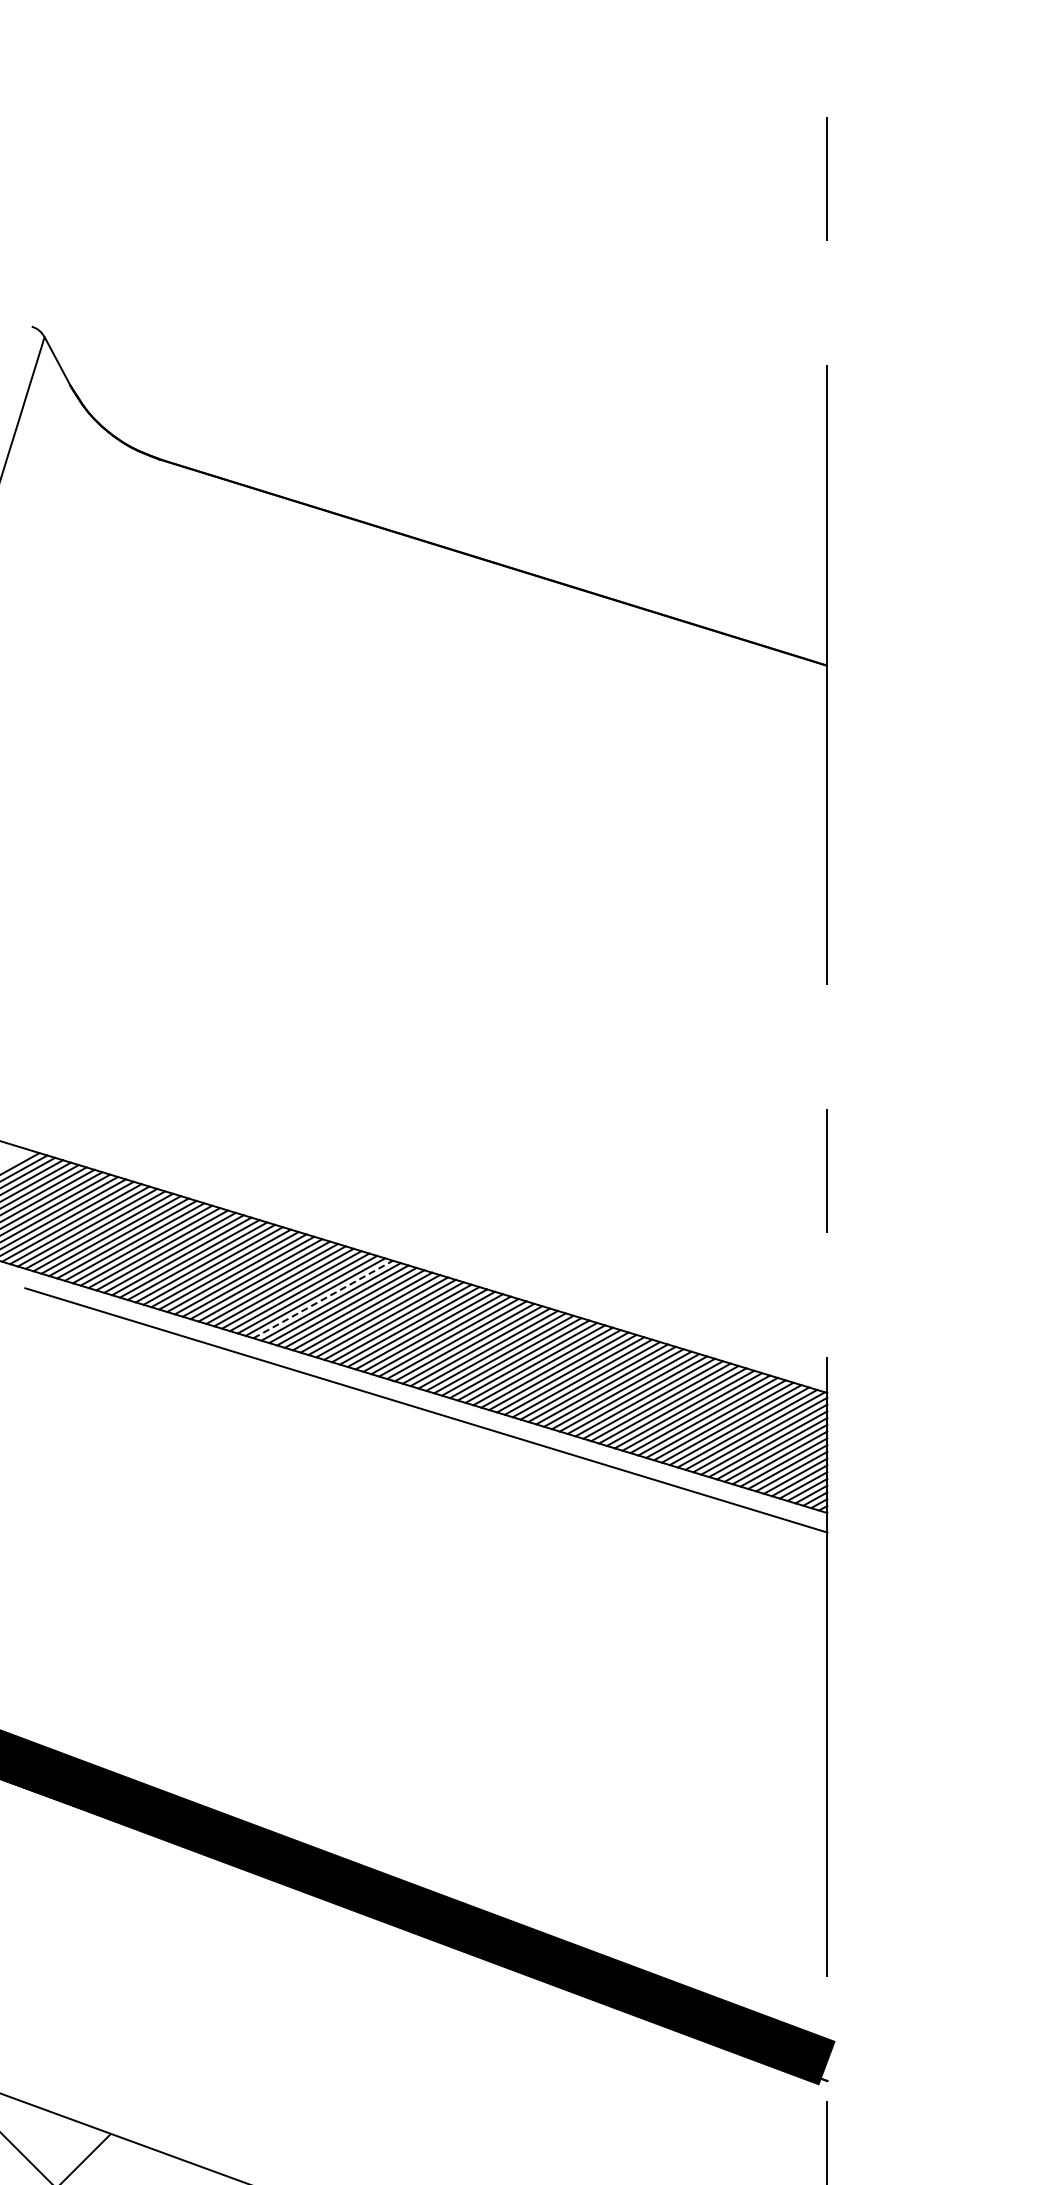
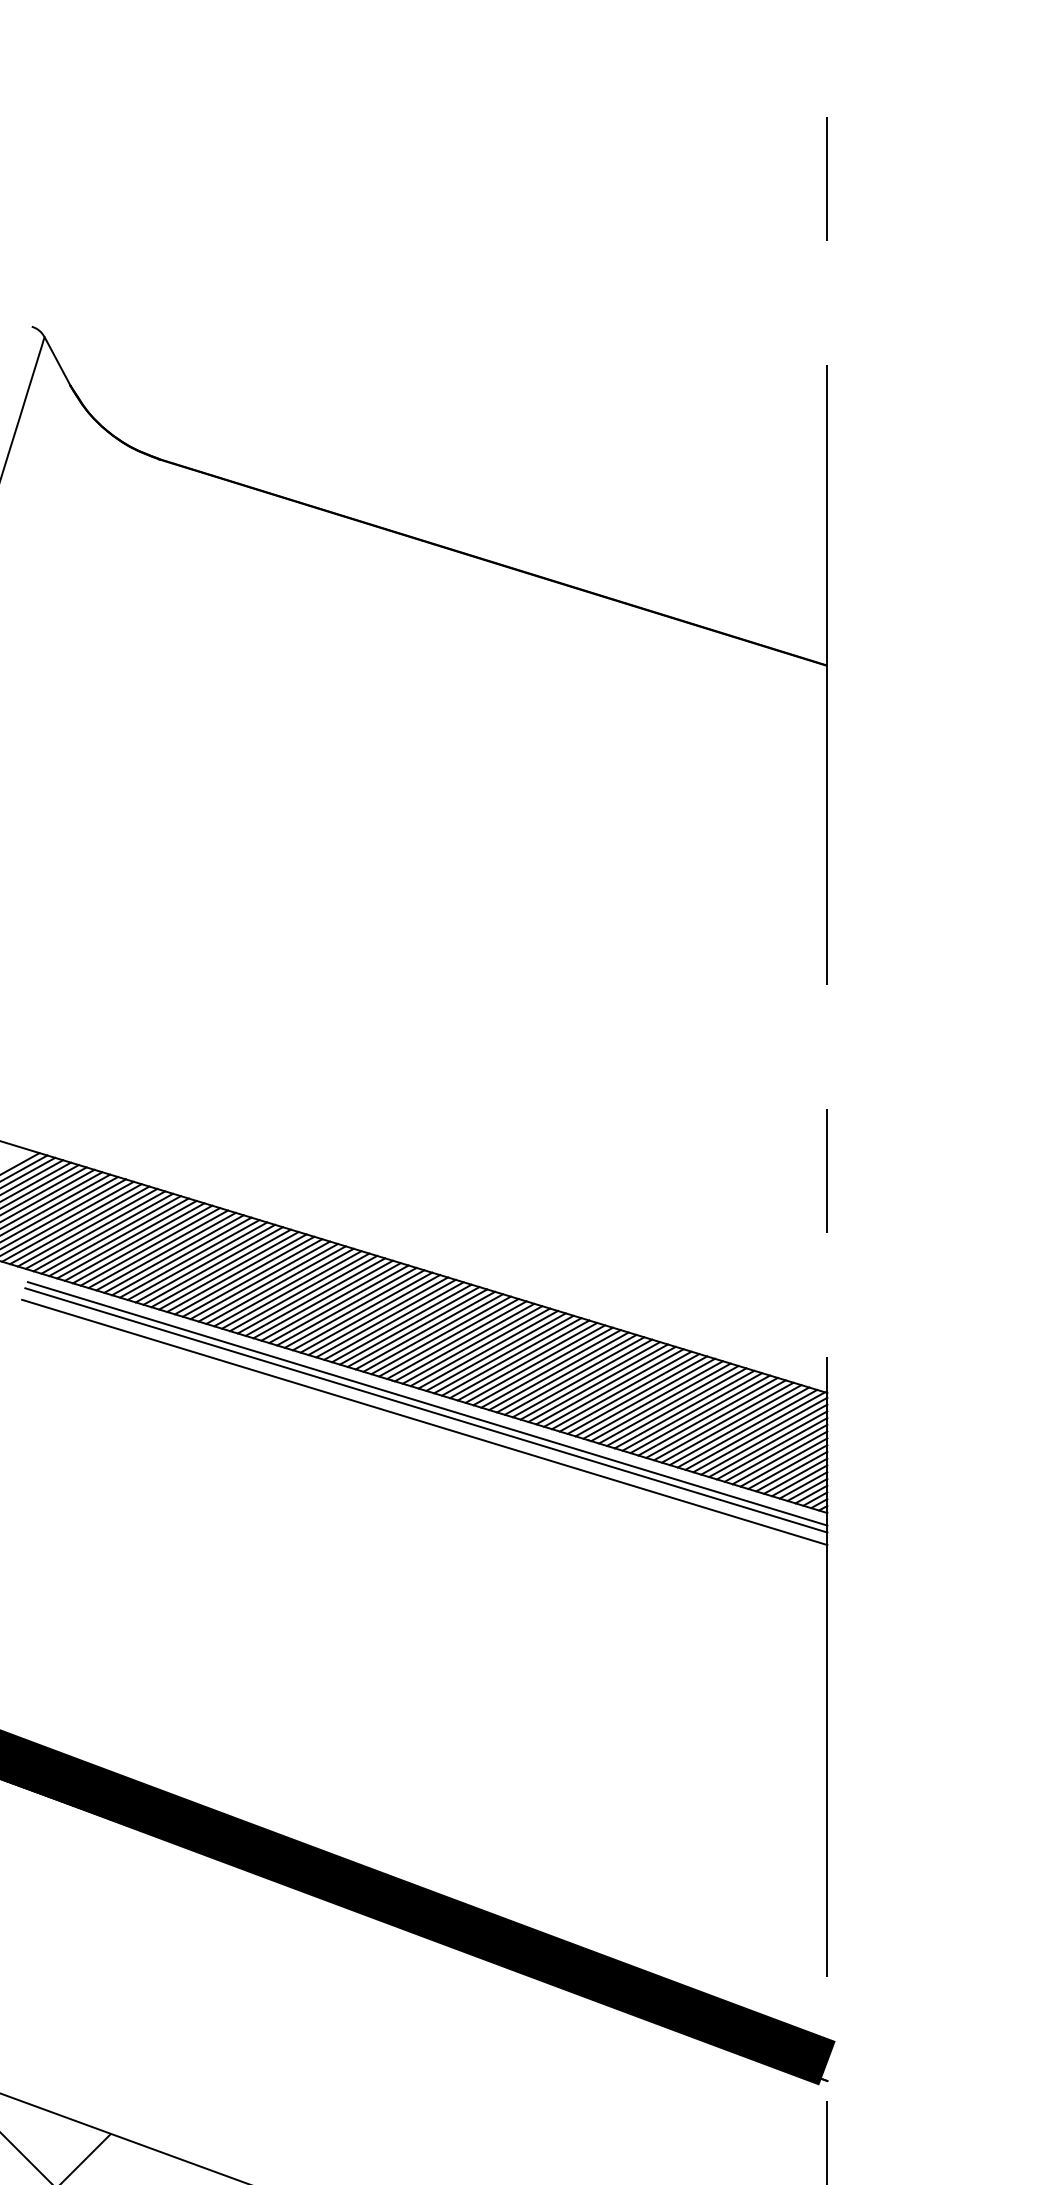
line: dashed -> solid (323, 1299)
line: none -> present (427, 1403)
line: none -> present (424, 1422)
